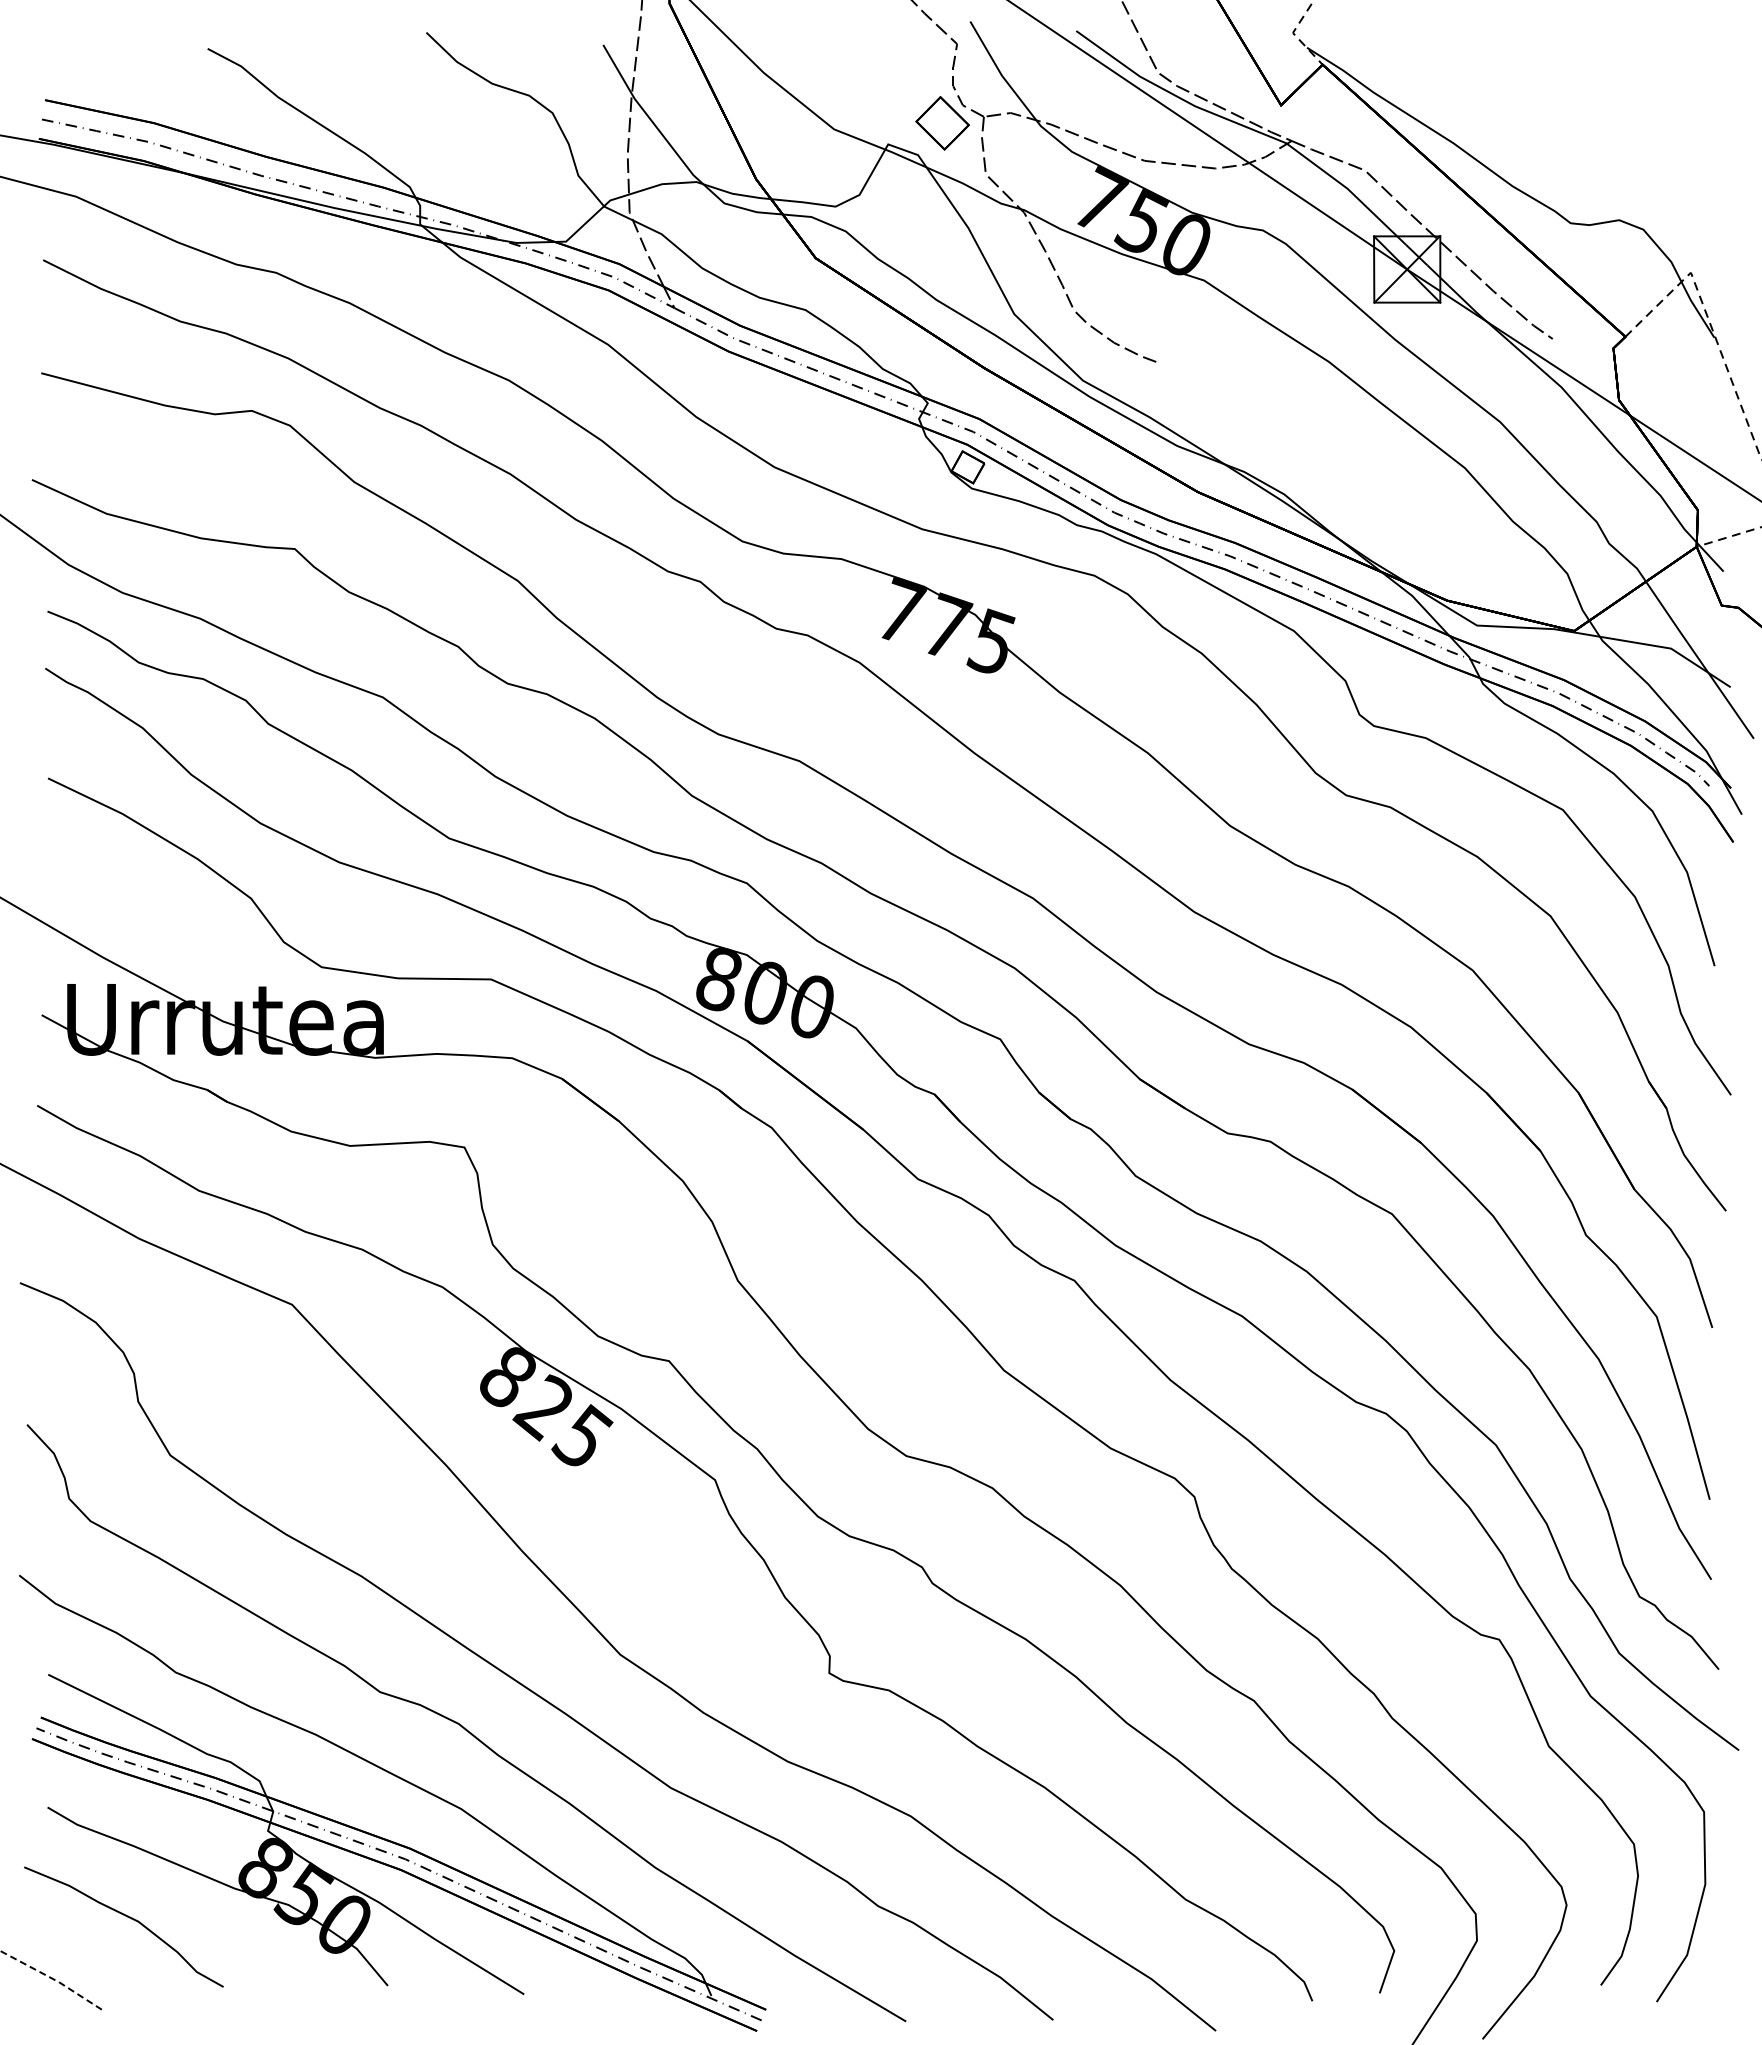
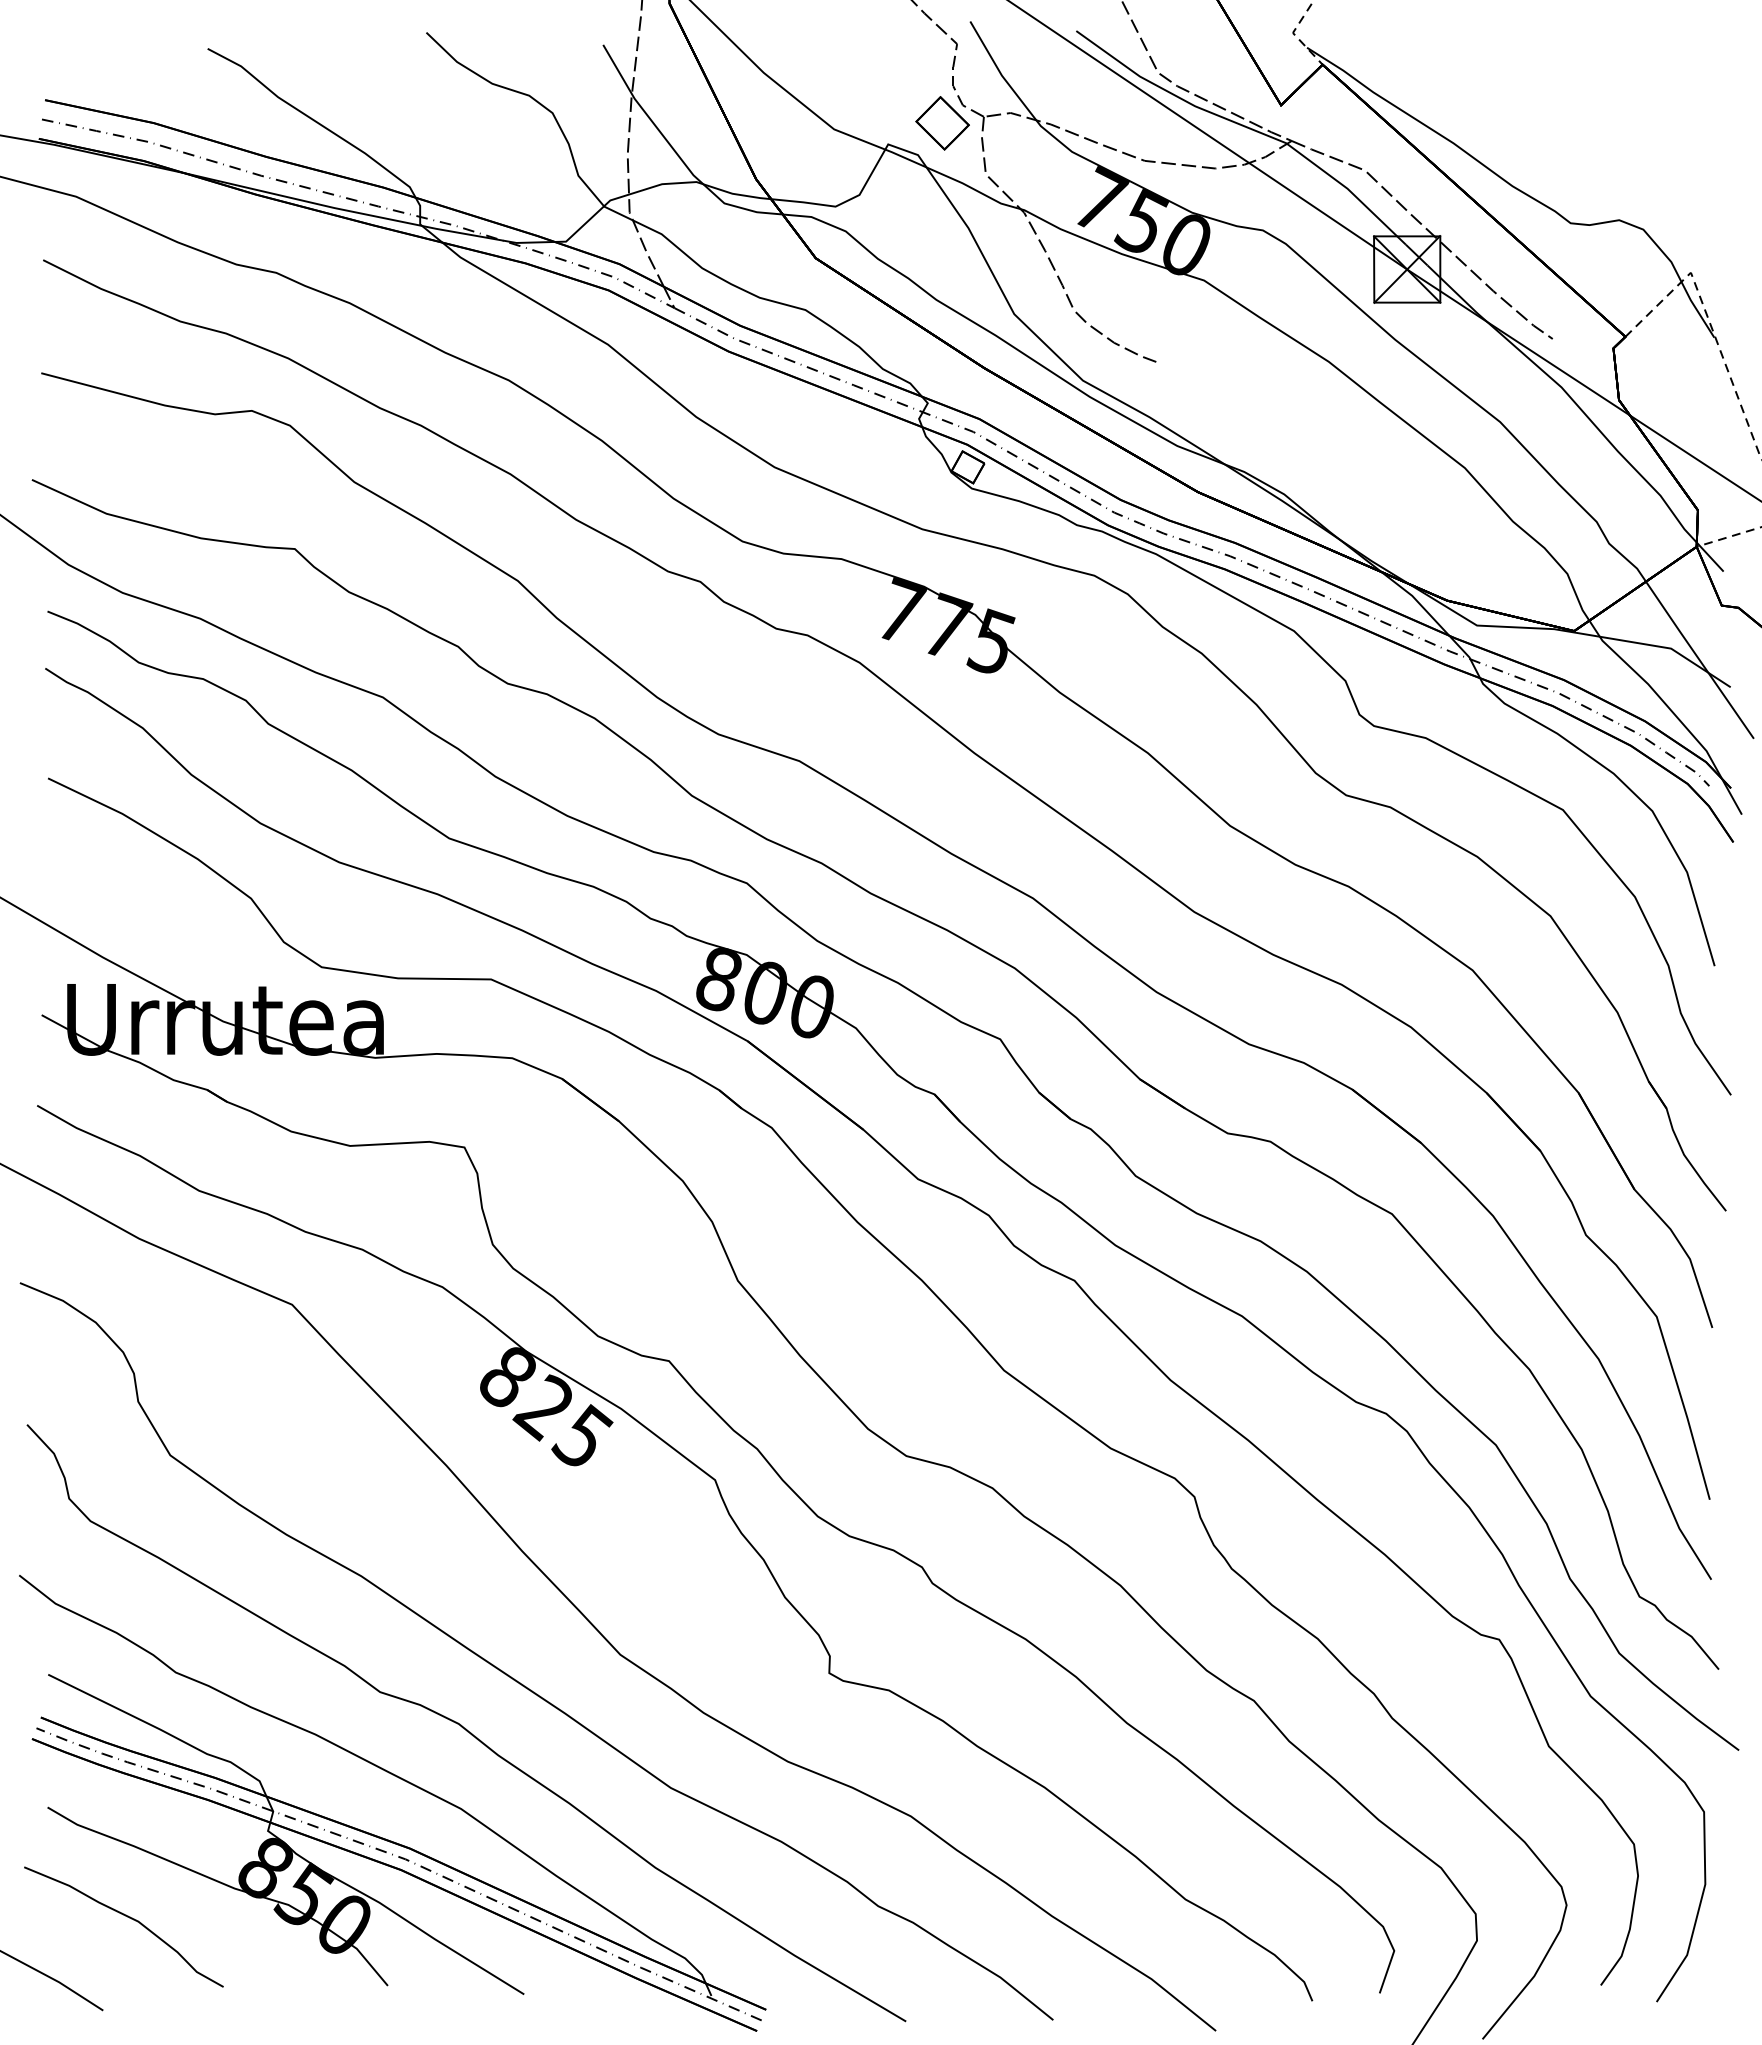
line: dashed -> solid (54, 1979)
